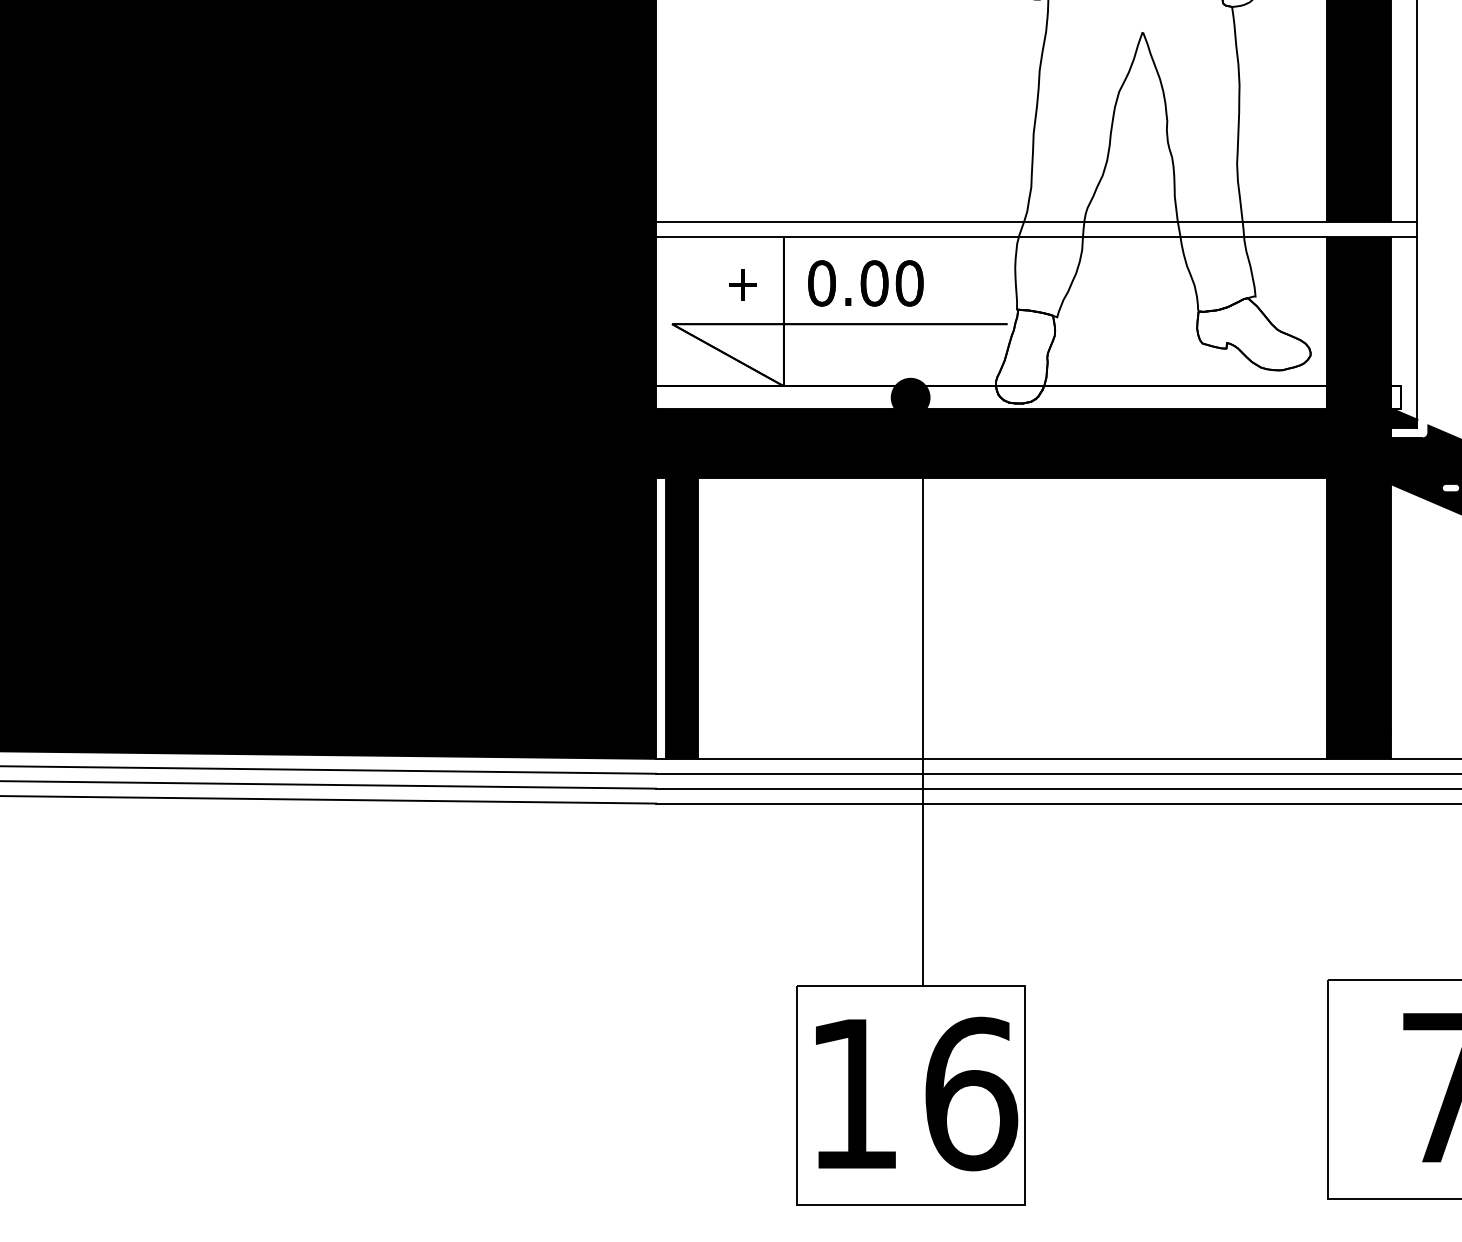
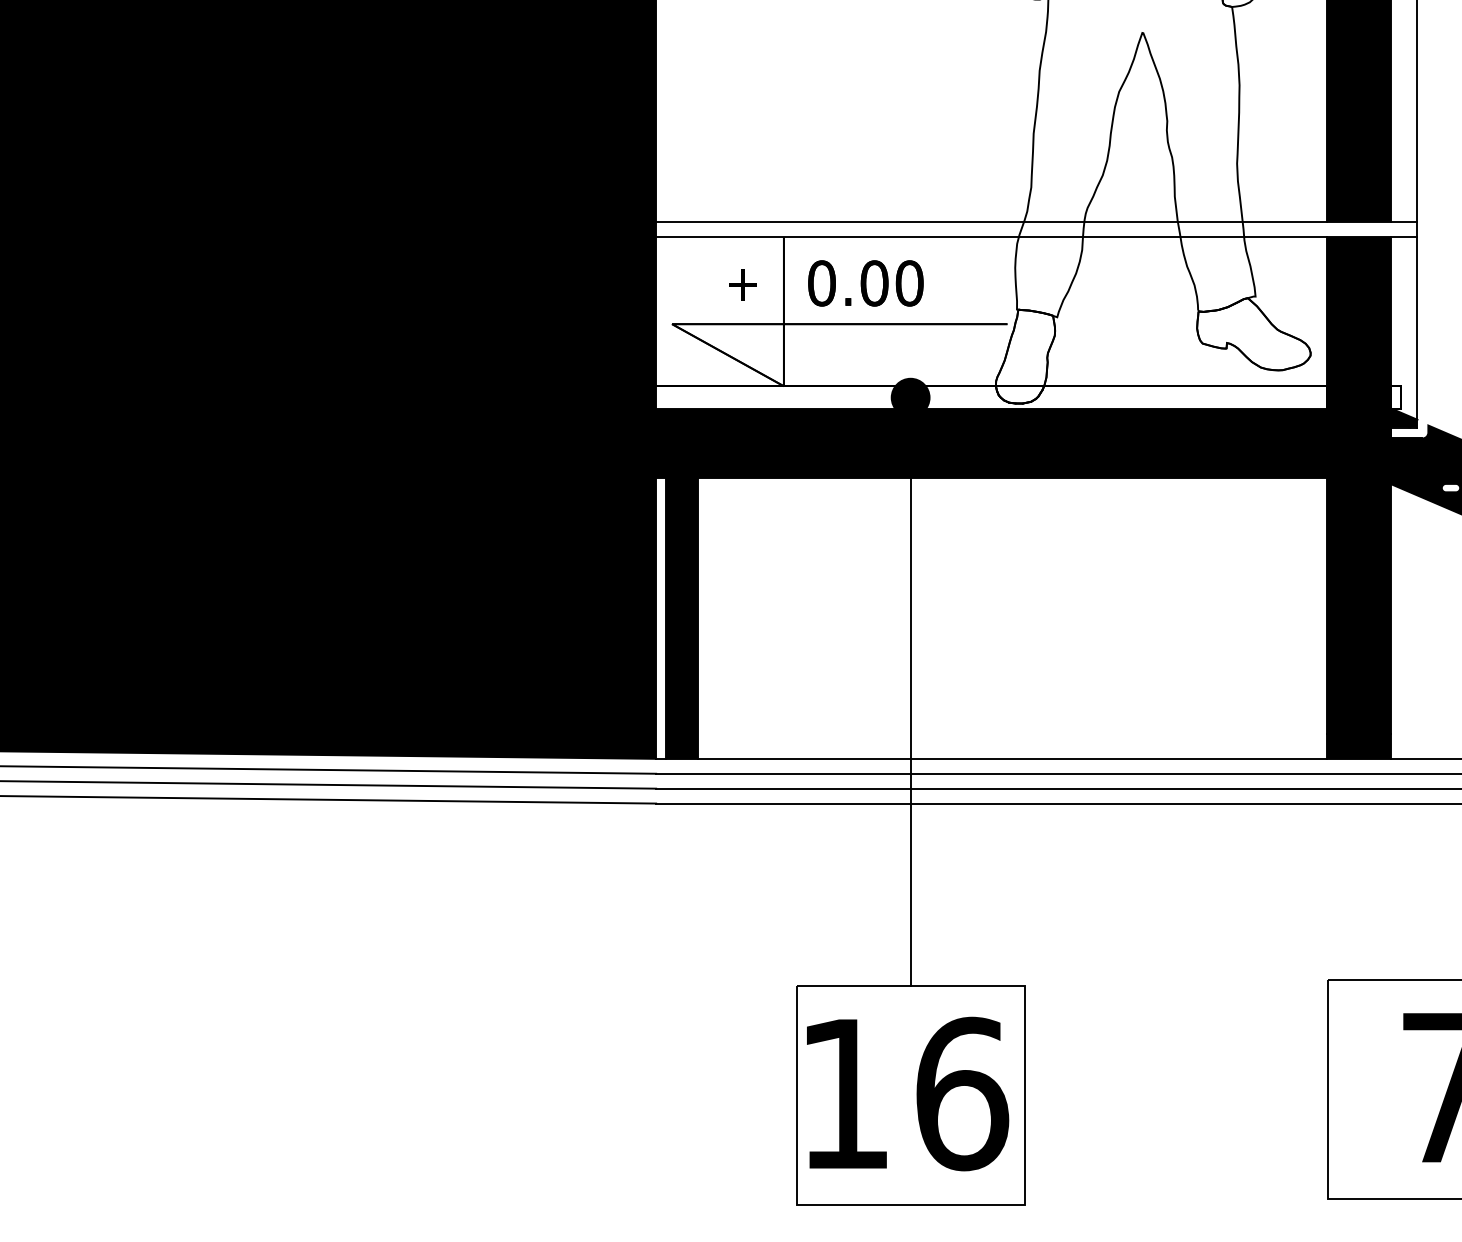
line position: (922, 693) -> (910, 693) (910, 693)
text position: (917, 1093) -> (908, 1093) (908, 1093)
